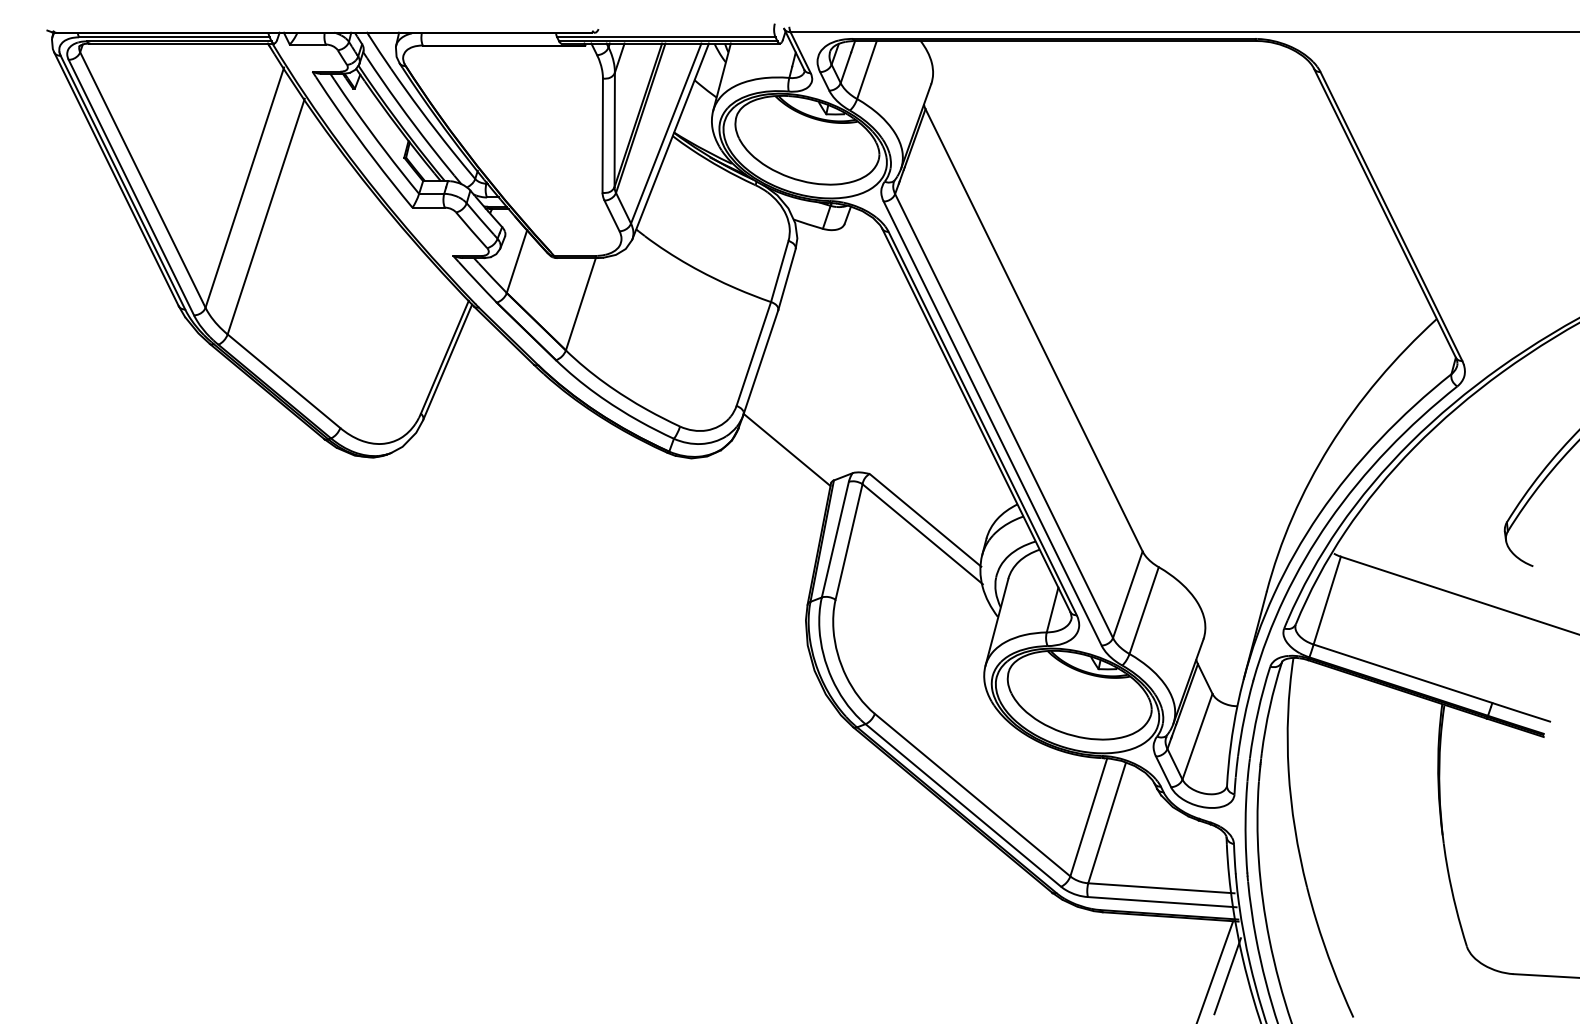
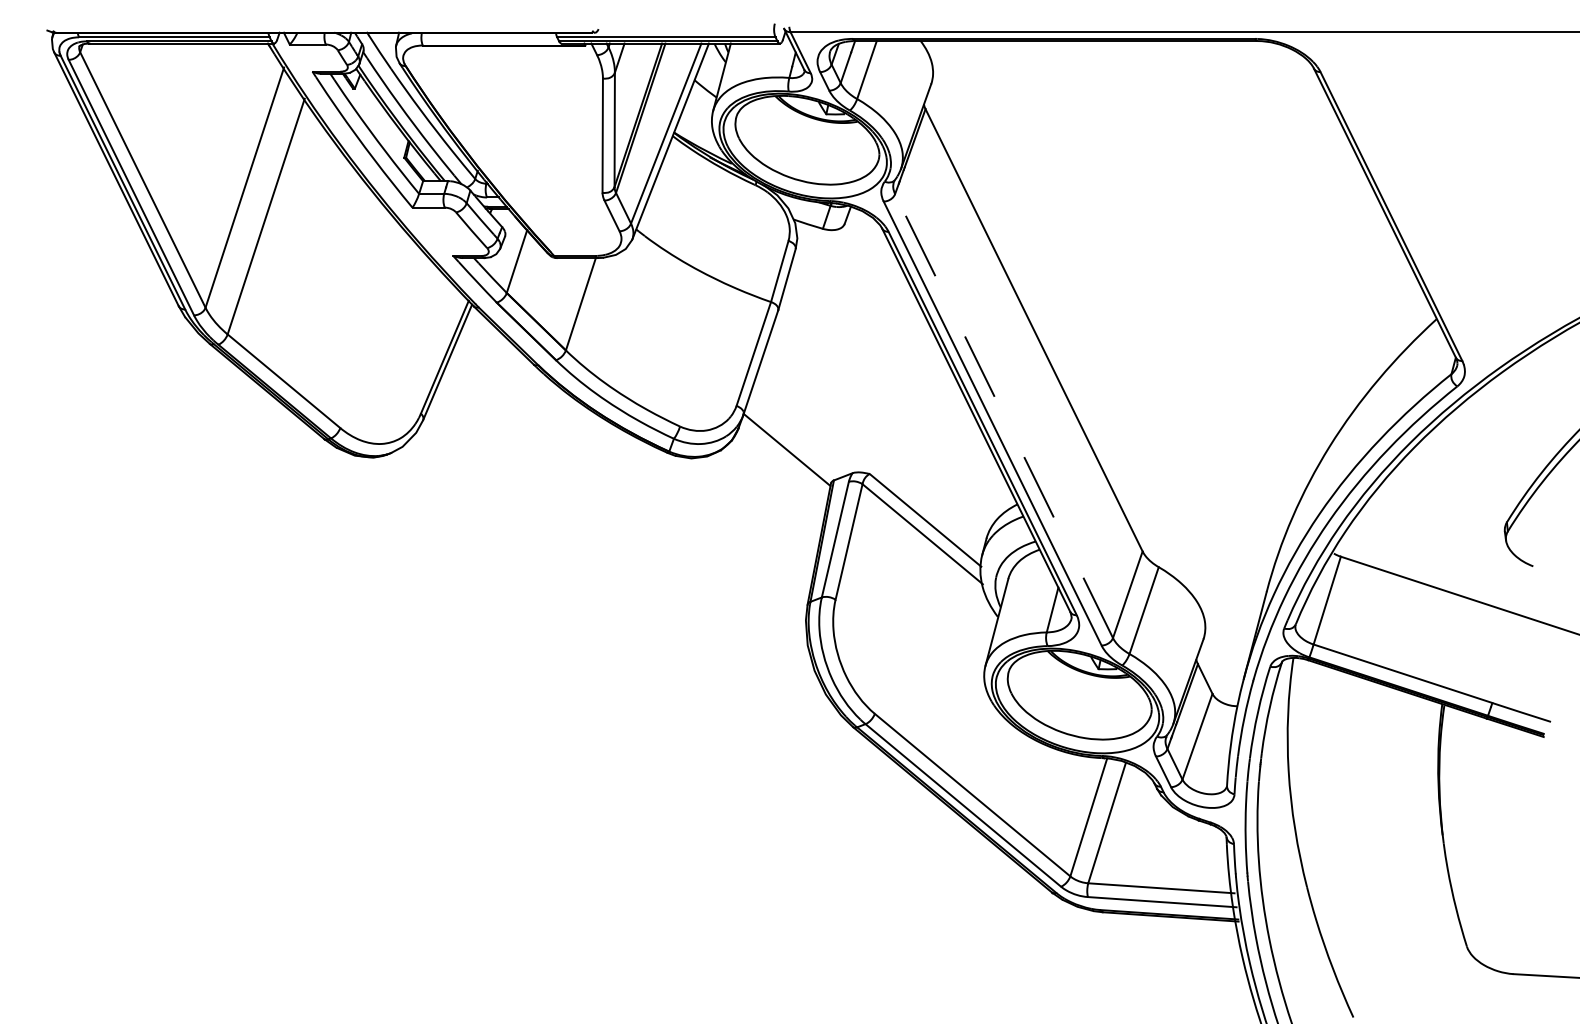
line: solid -> dashed (1003, 415)
line: present -> none (1215, 970)
line: present -> none (1227, 976)
